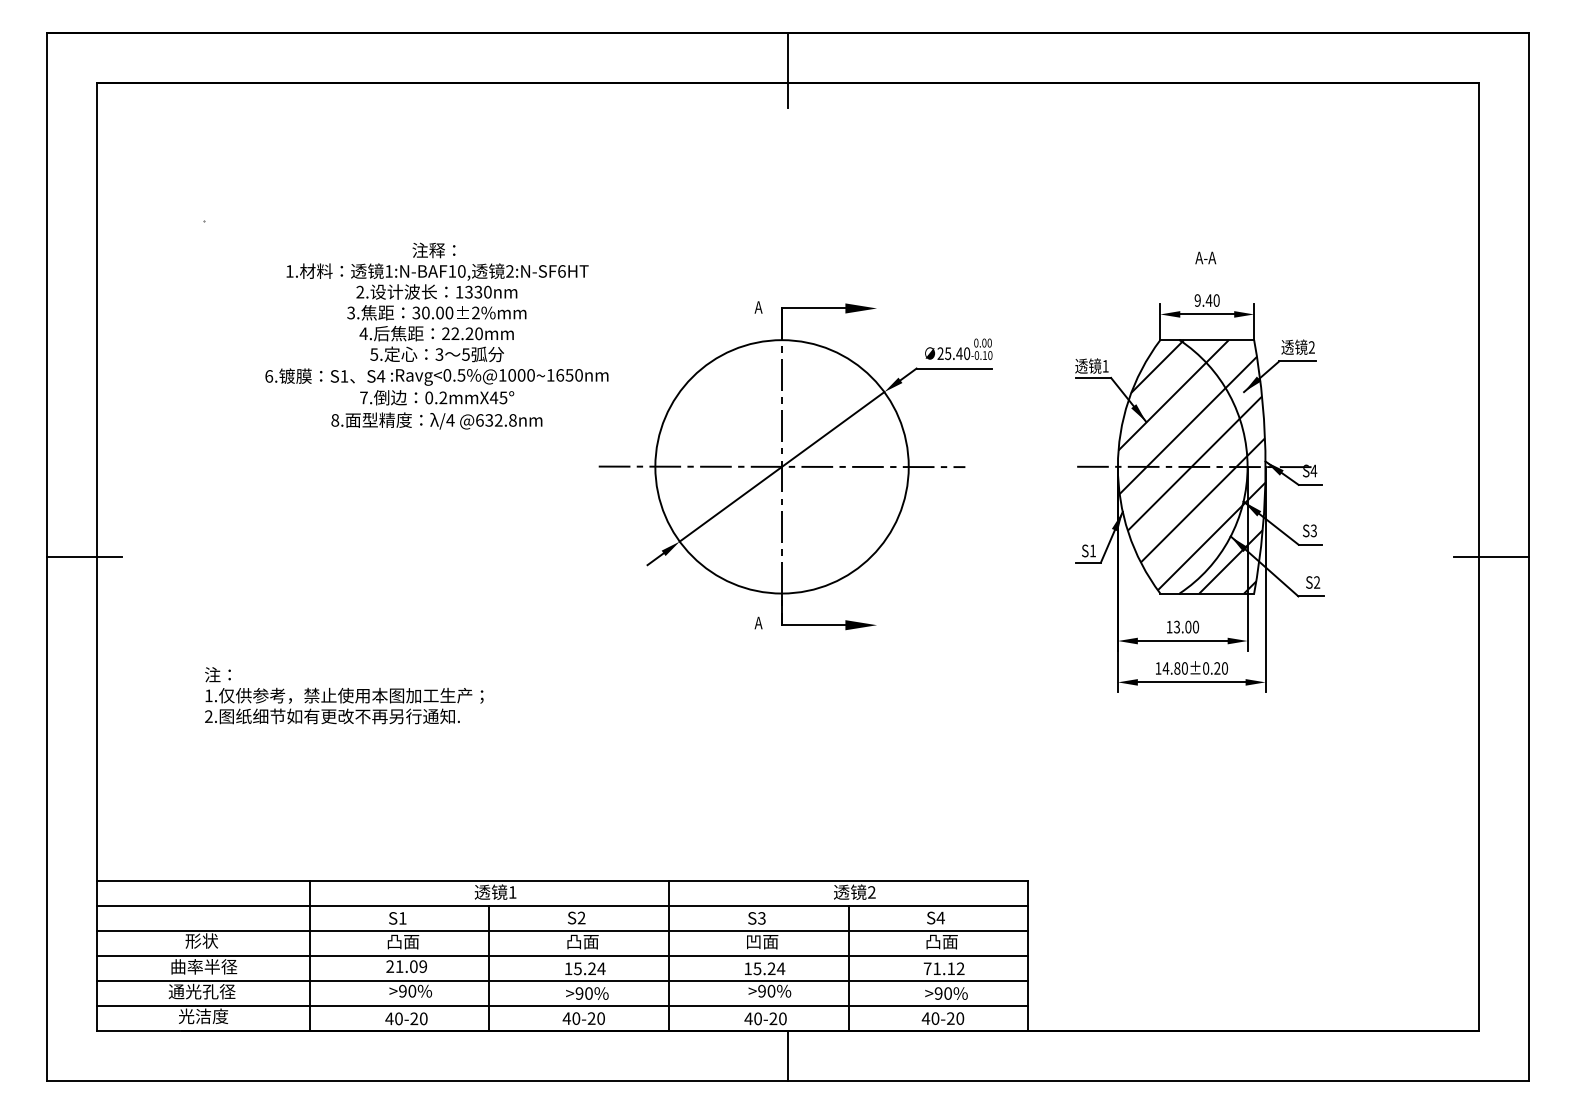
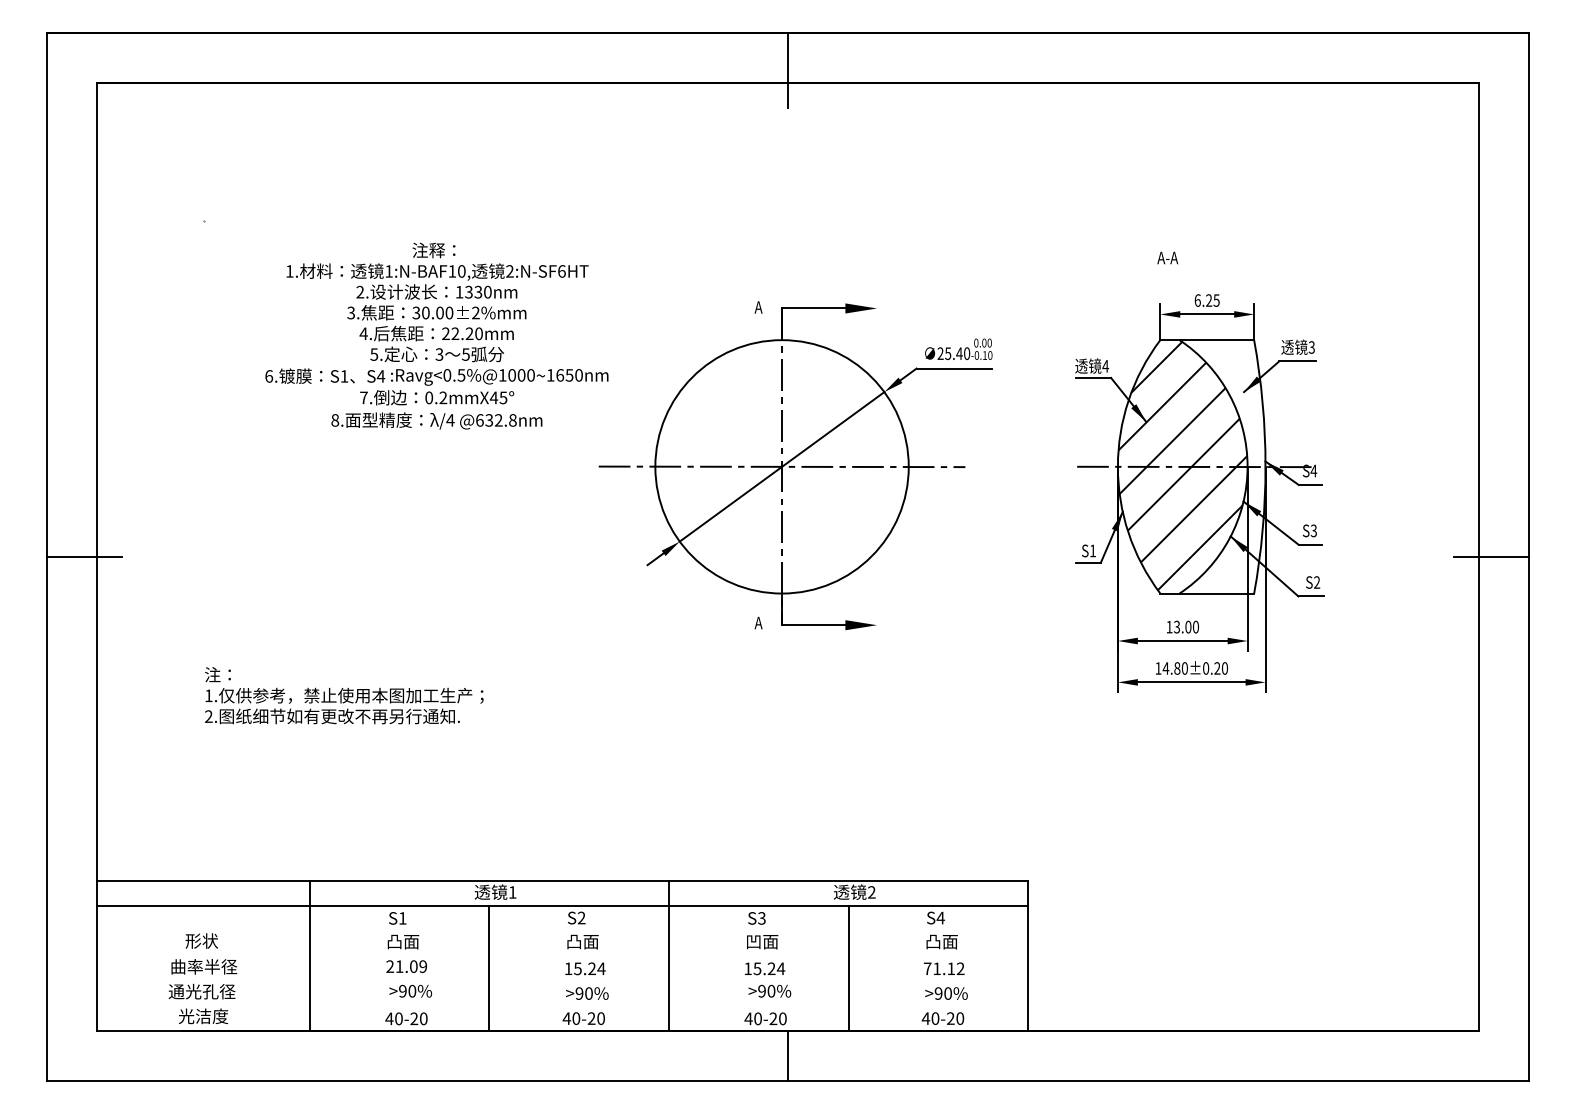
text position: (1205, 257) -> (1167, 257) (1167, 257)
text: 9.40 -> 6.25 (1206, 300)
text: 2 -> 3 (1311, 347)
text: 1 -> 4 (1105, 366)
hatch: present -> none (1222, 466)
line: present -> none (562, 931)
line: present -> none (562, 956)
line: present -> none (562, 980)
line: present -> none (562, 1005)
